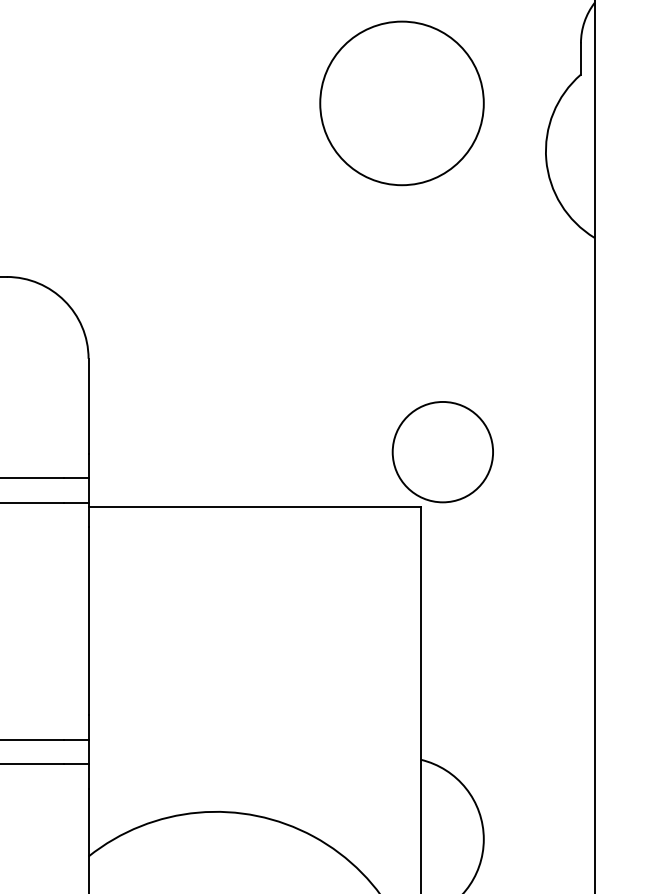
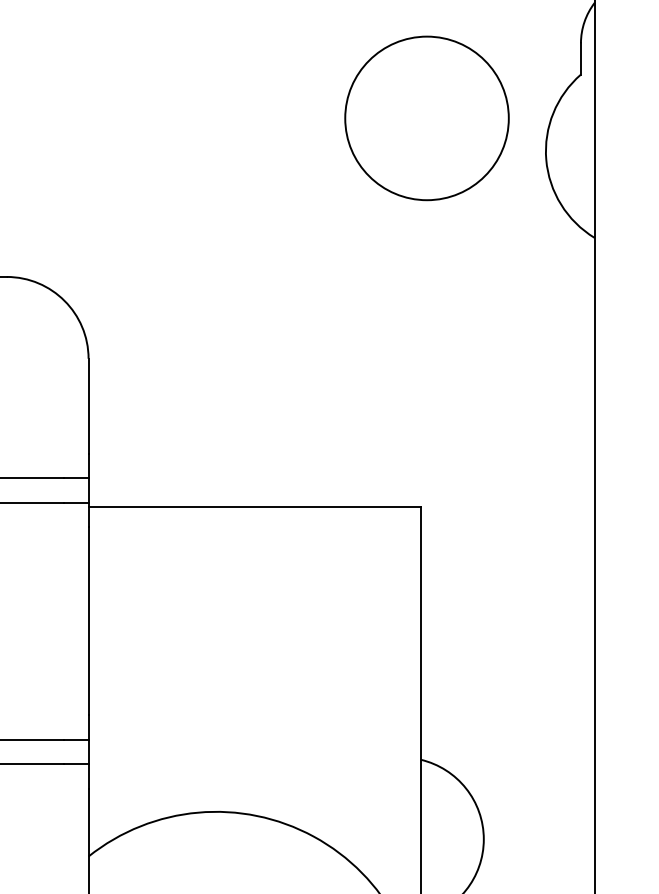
circle position: (401, 103) -> (426, 118) (426, 118)
circle: present -> none (442, 452)
